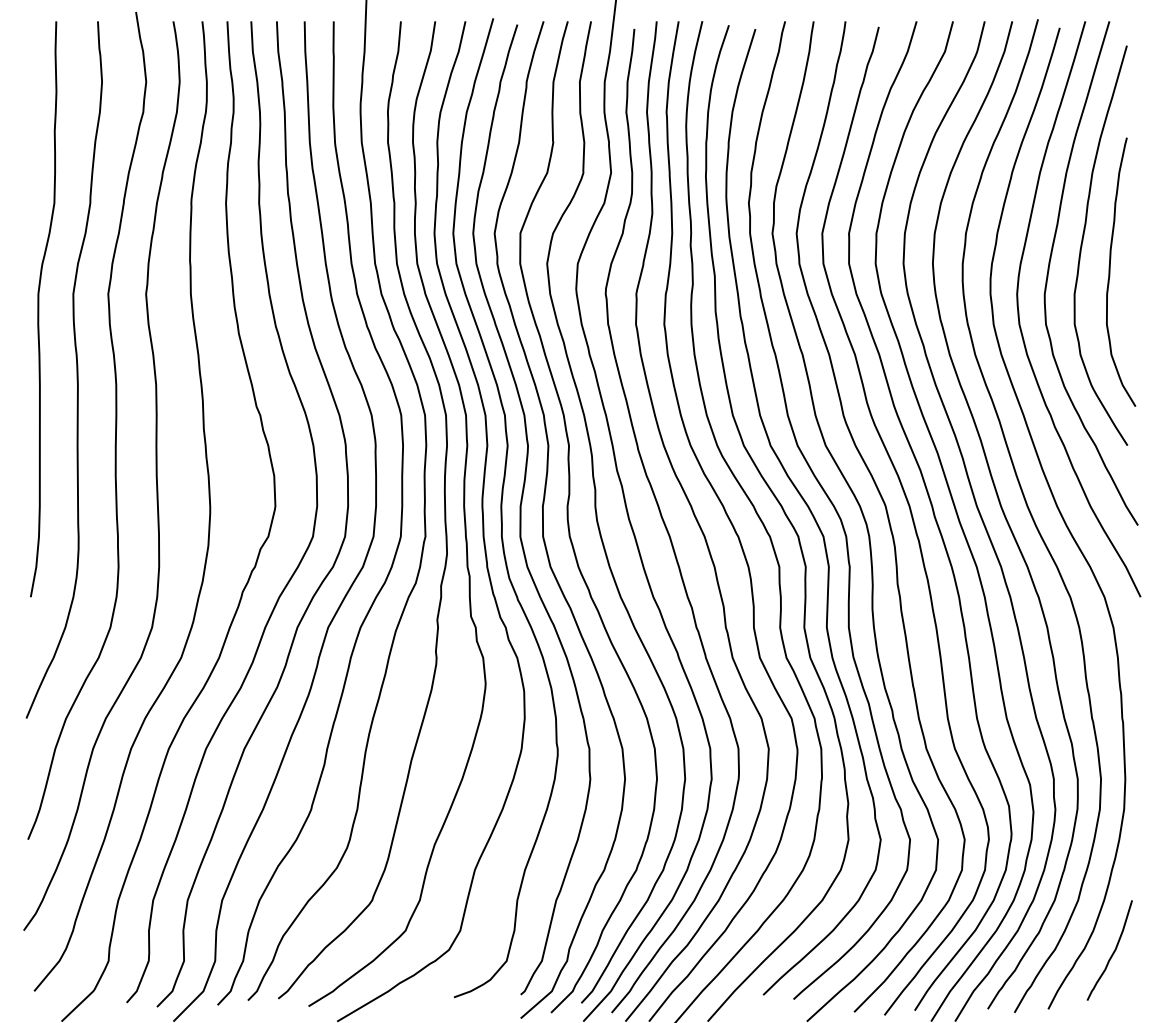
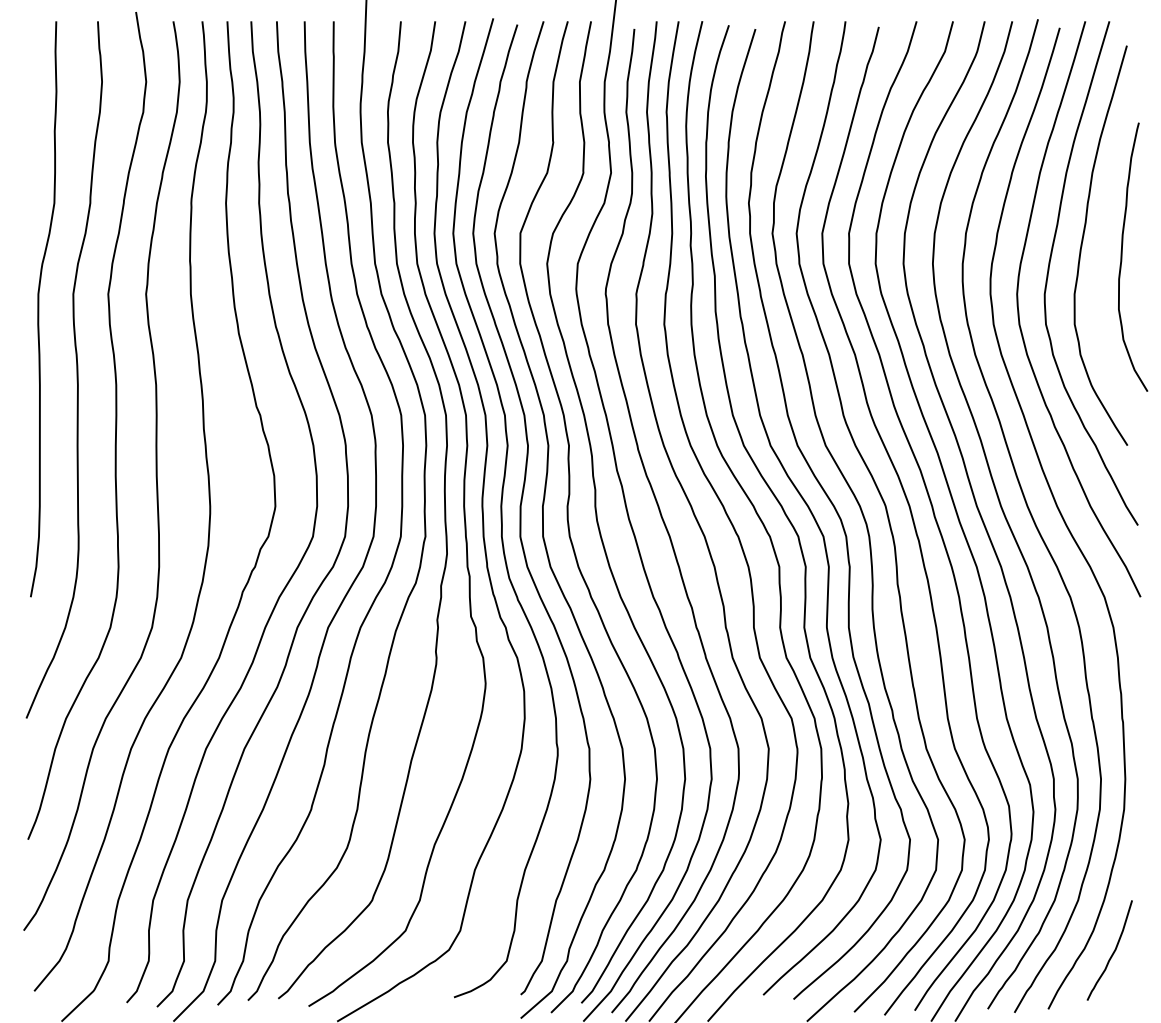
curve position: (1110, 271) -> (1122, 256) (1122, 256)
